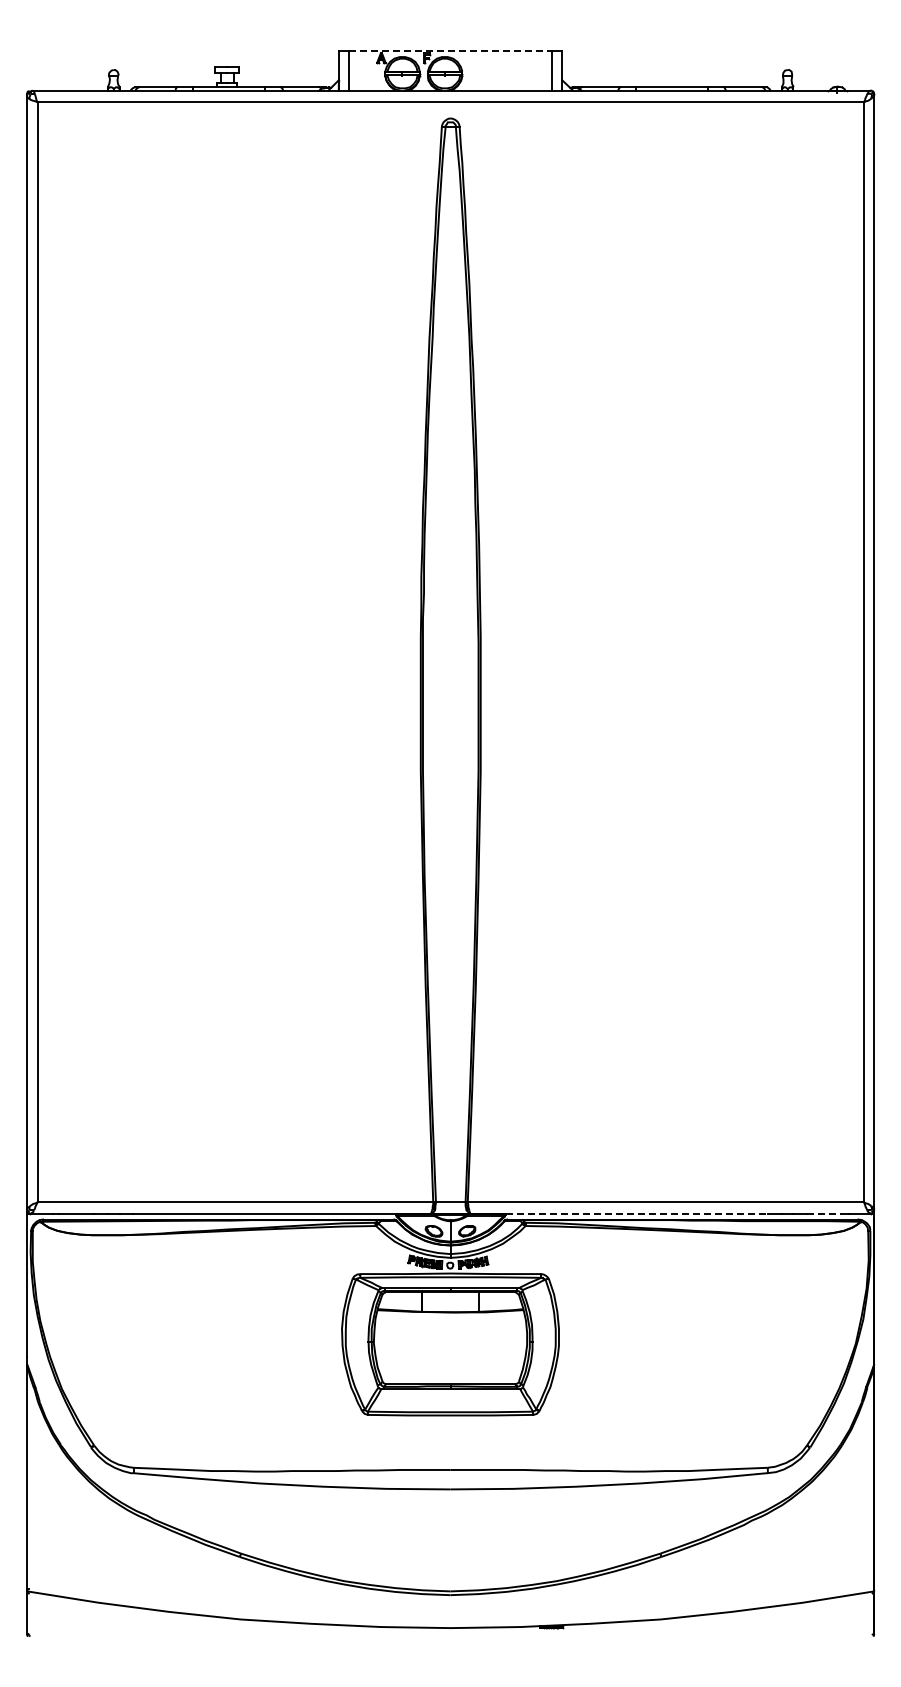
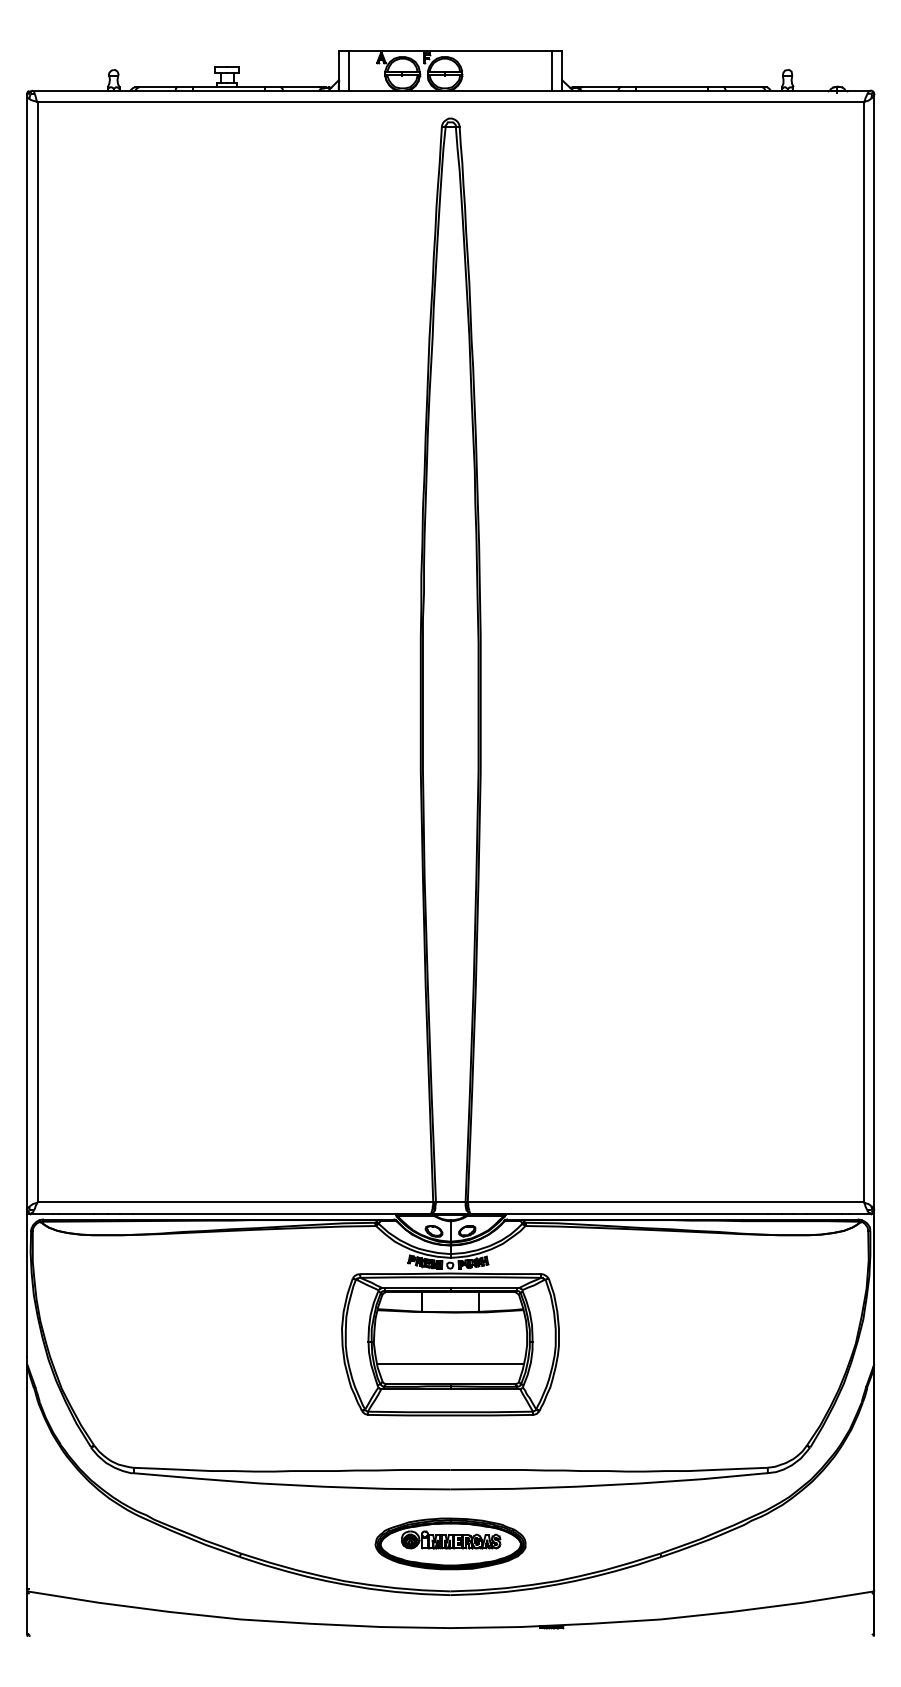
line: dashed -> solid (450, 50)
line: dashed -> solid (637, 1213)
line: dashed -> solid (824, 1213)
line: none -> present (450, 1364)
part: none -> present (450, 1543)
